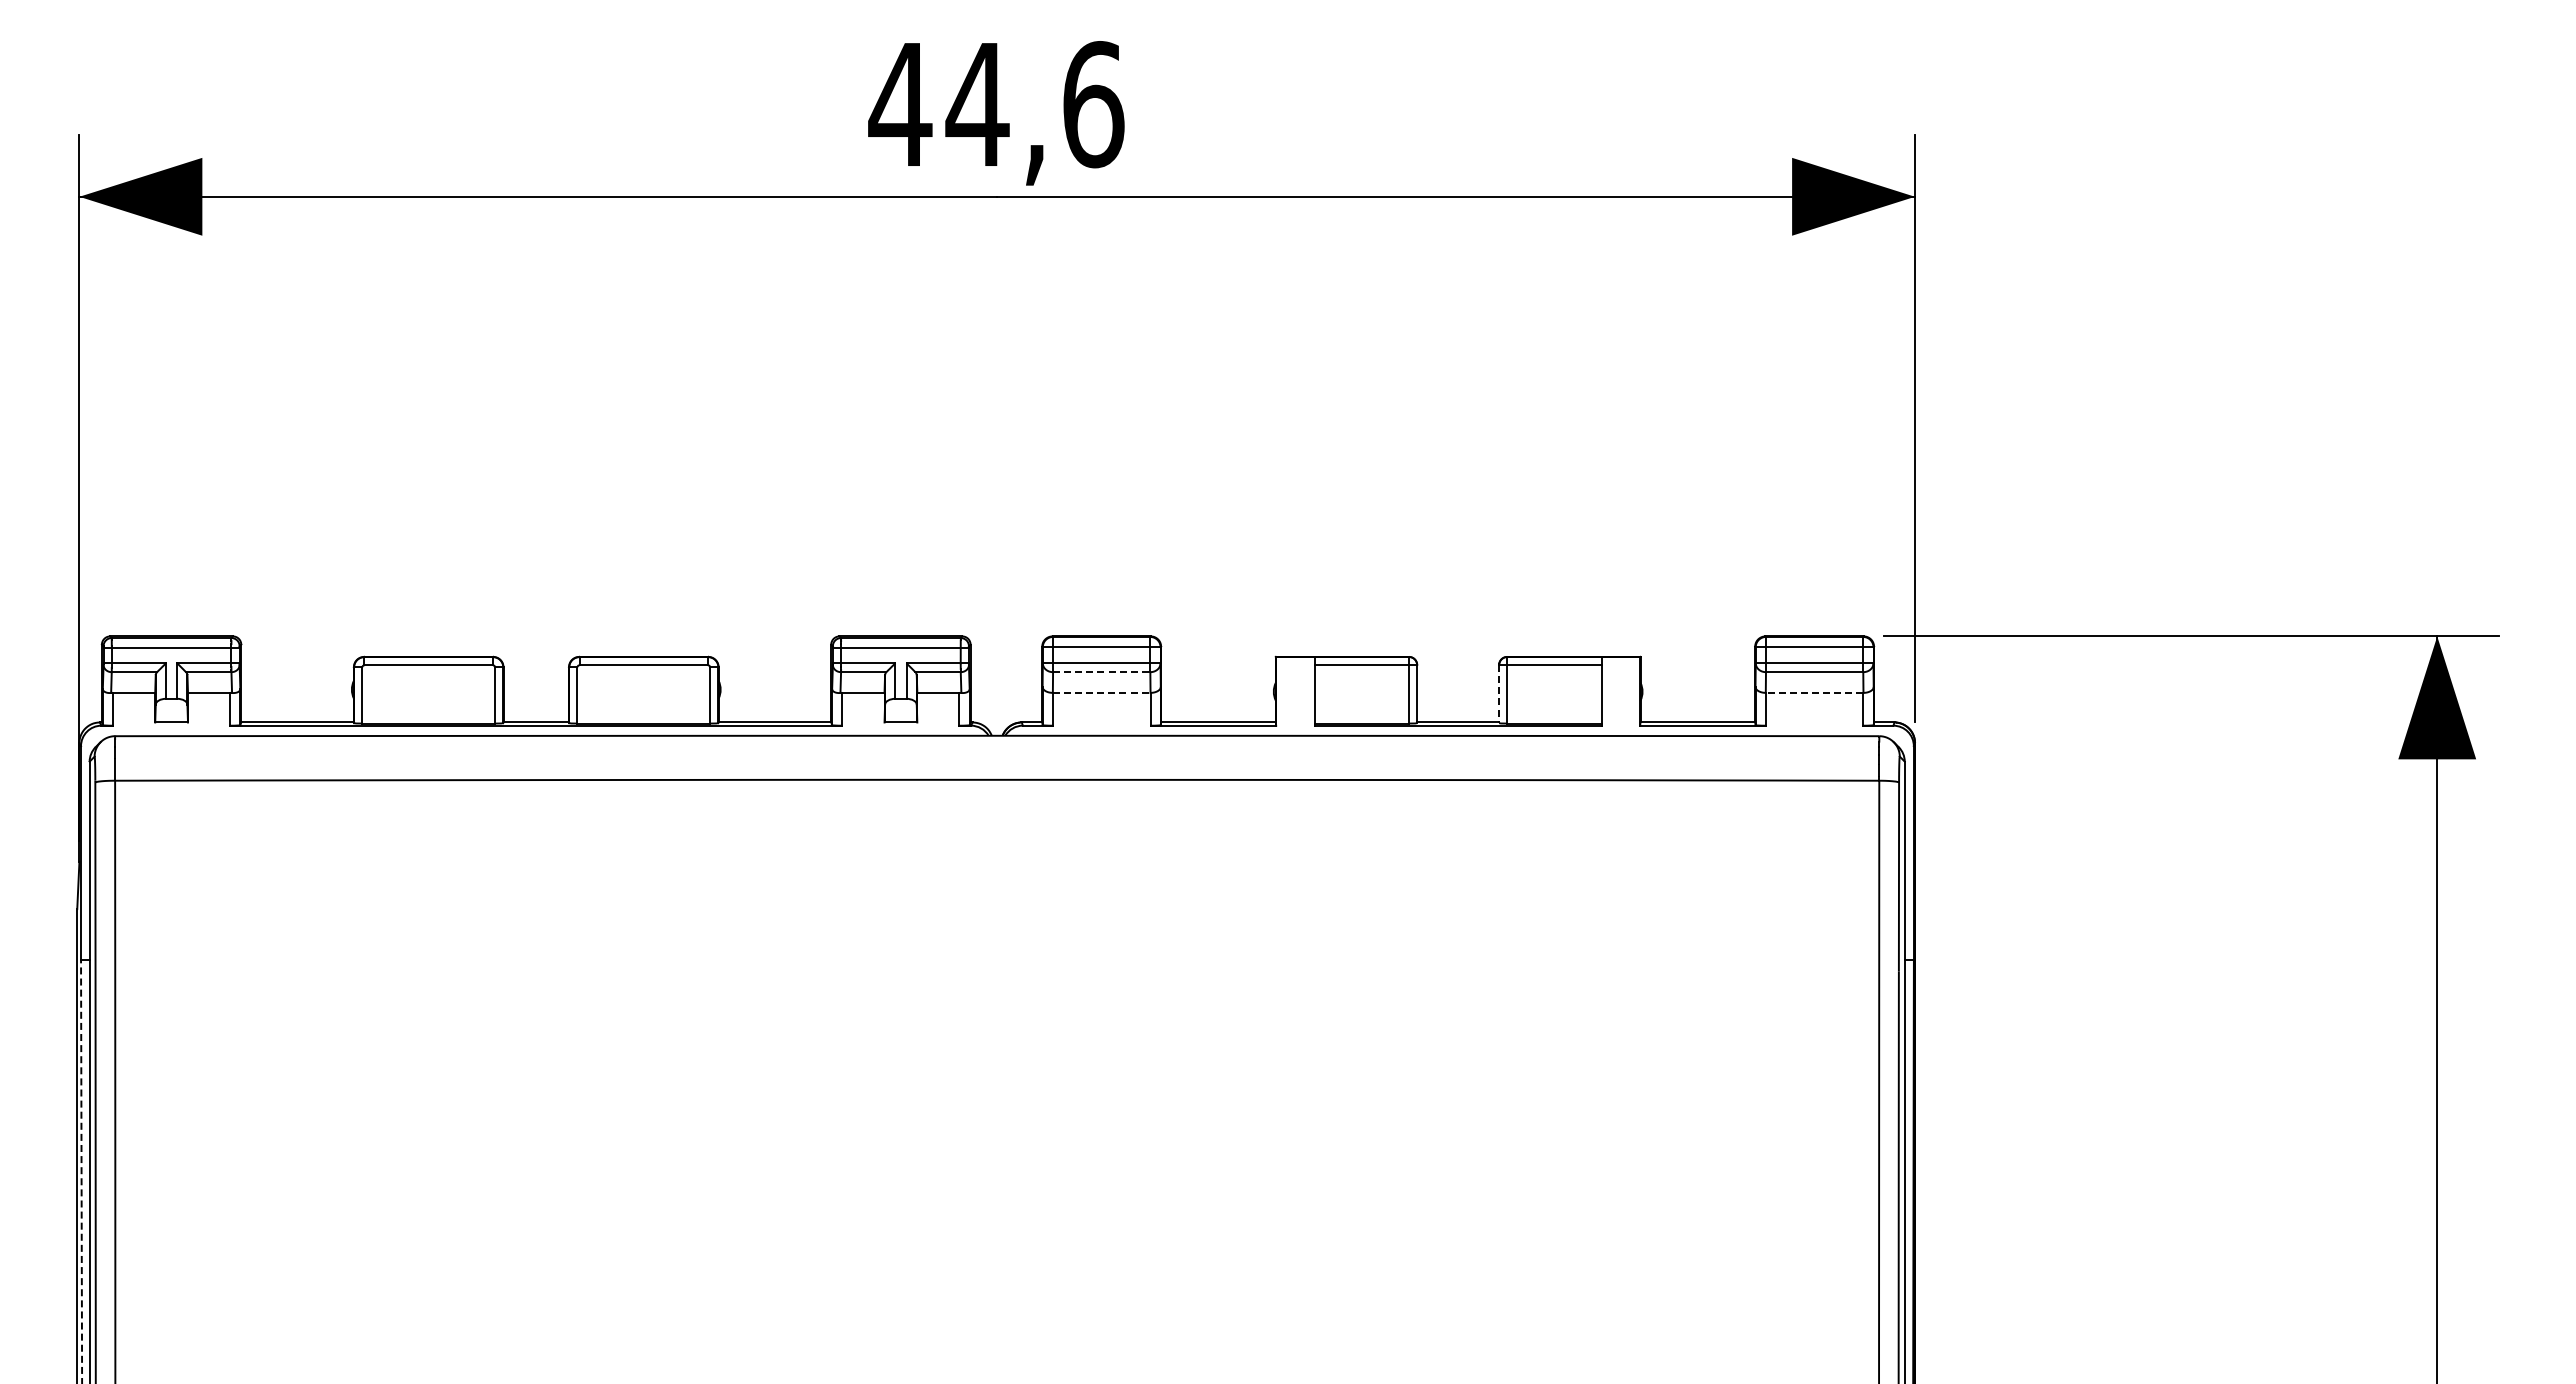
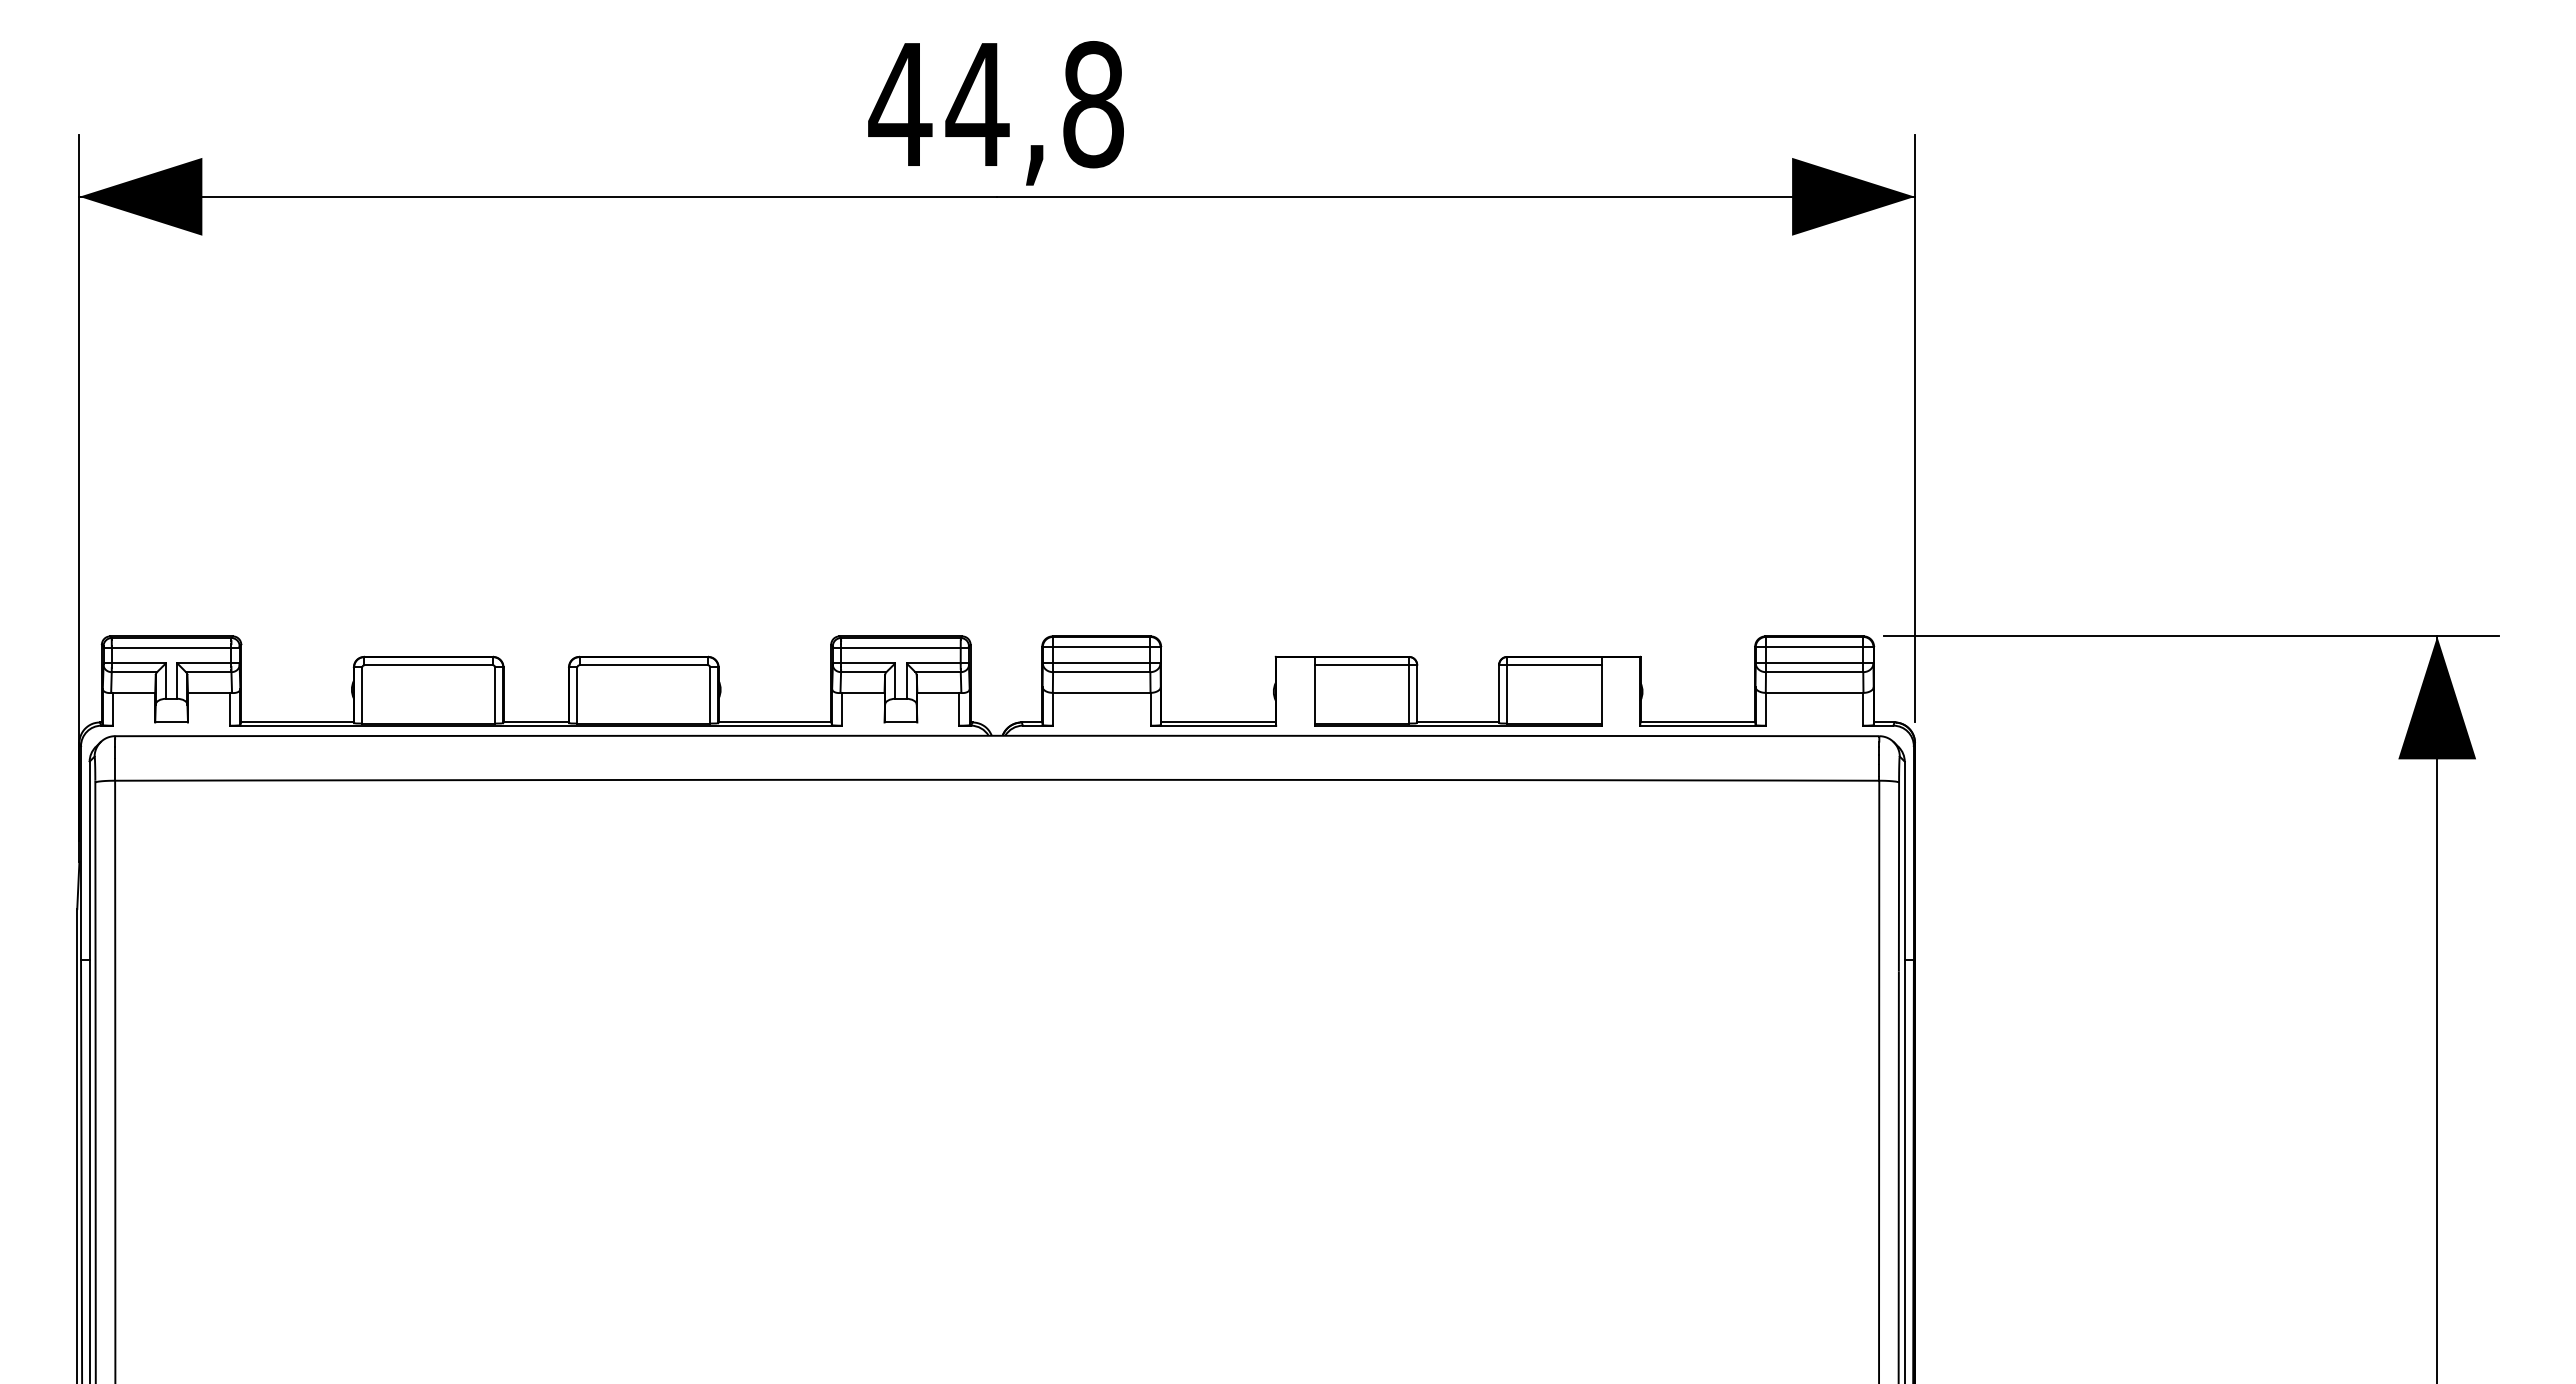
text: 44,6 -> 44,8 (1093, 104)
line: dashed -> solid (1101, 672)
line: dashed -> solid (1101, 692)
line: dashed -> solid (1814, 692)
line: dashed -> solid (1499, 694)
line: dashed -> solid (81, 1171)
